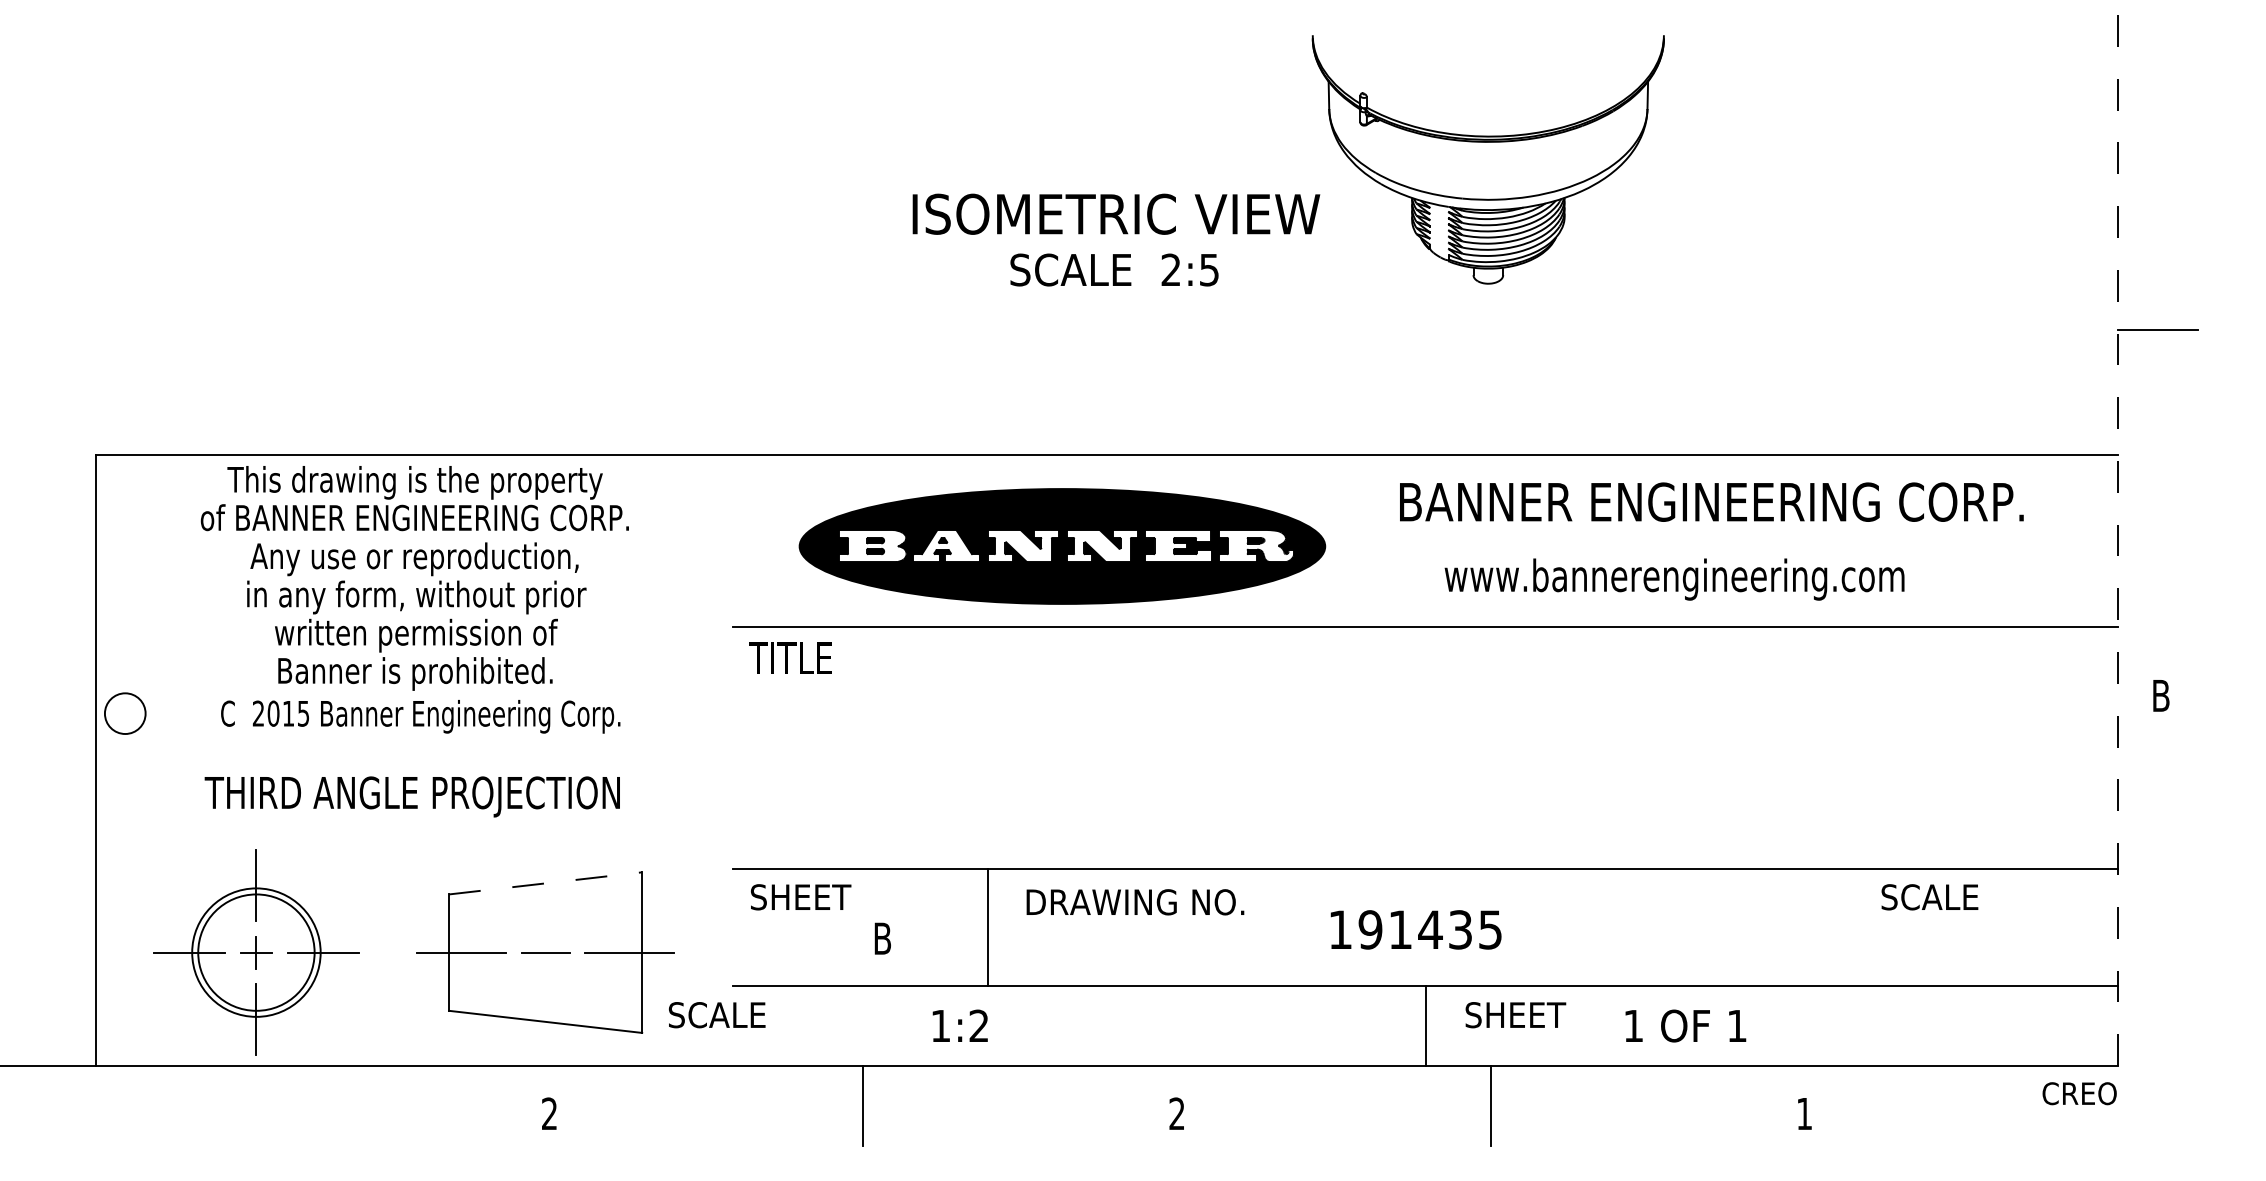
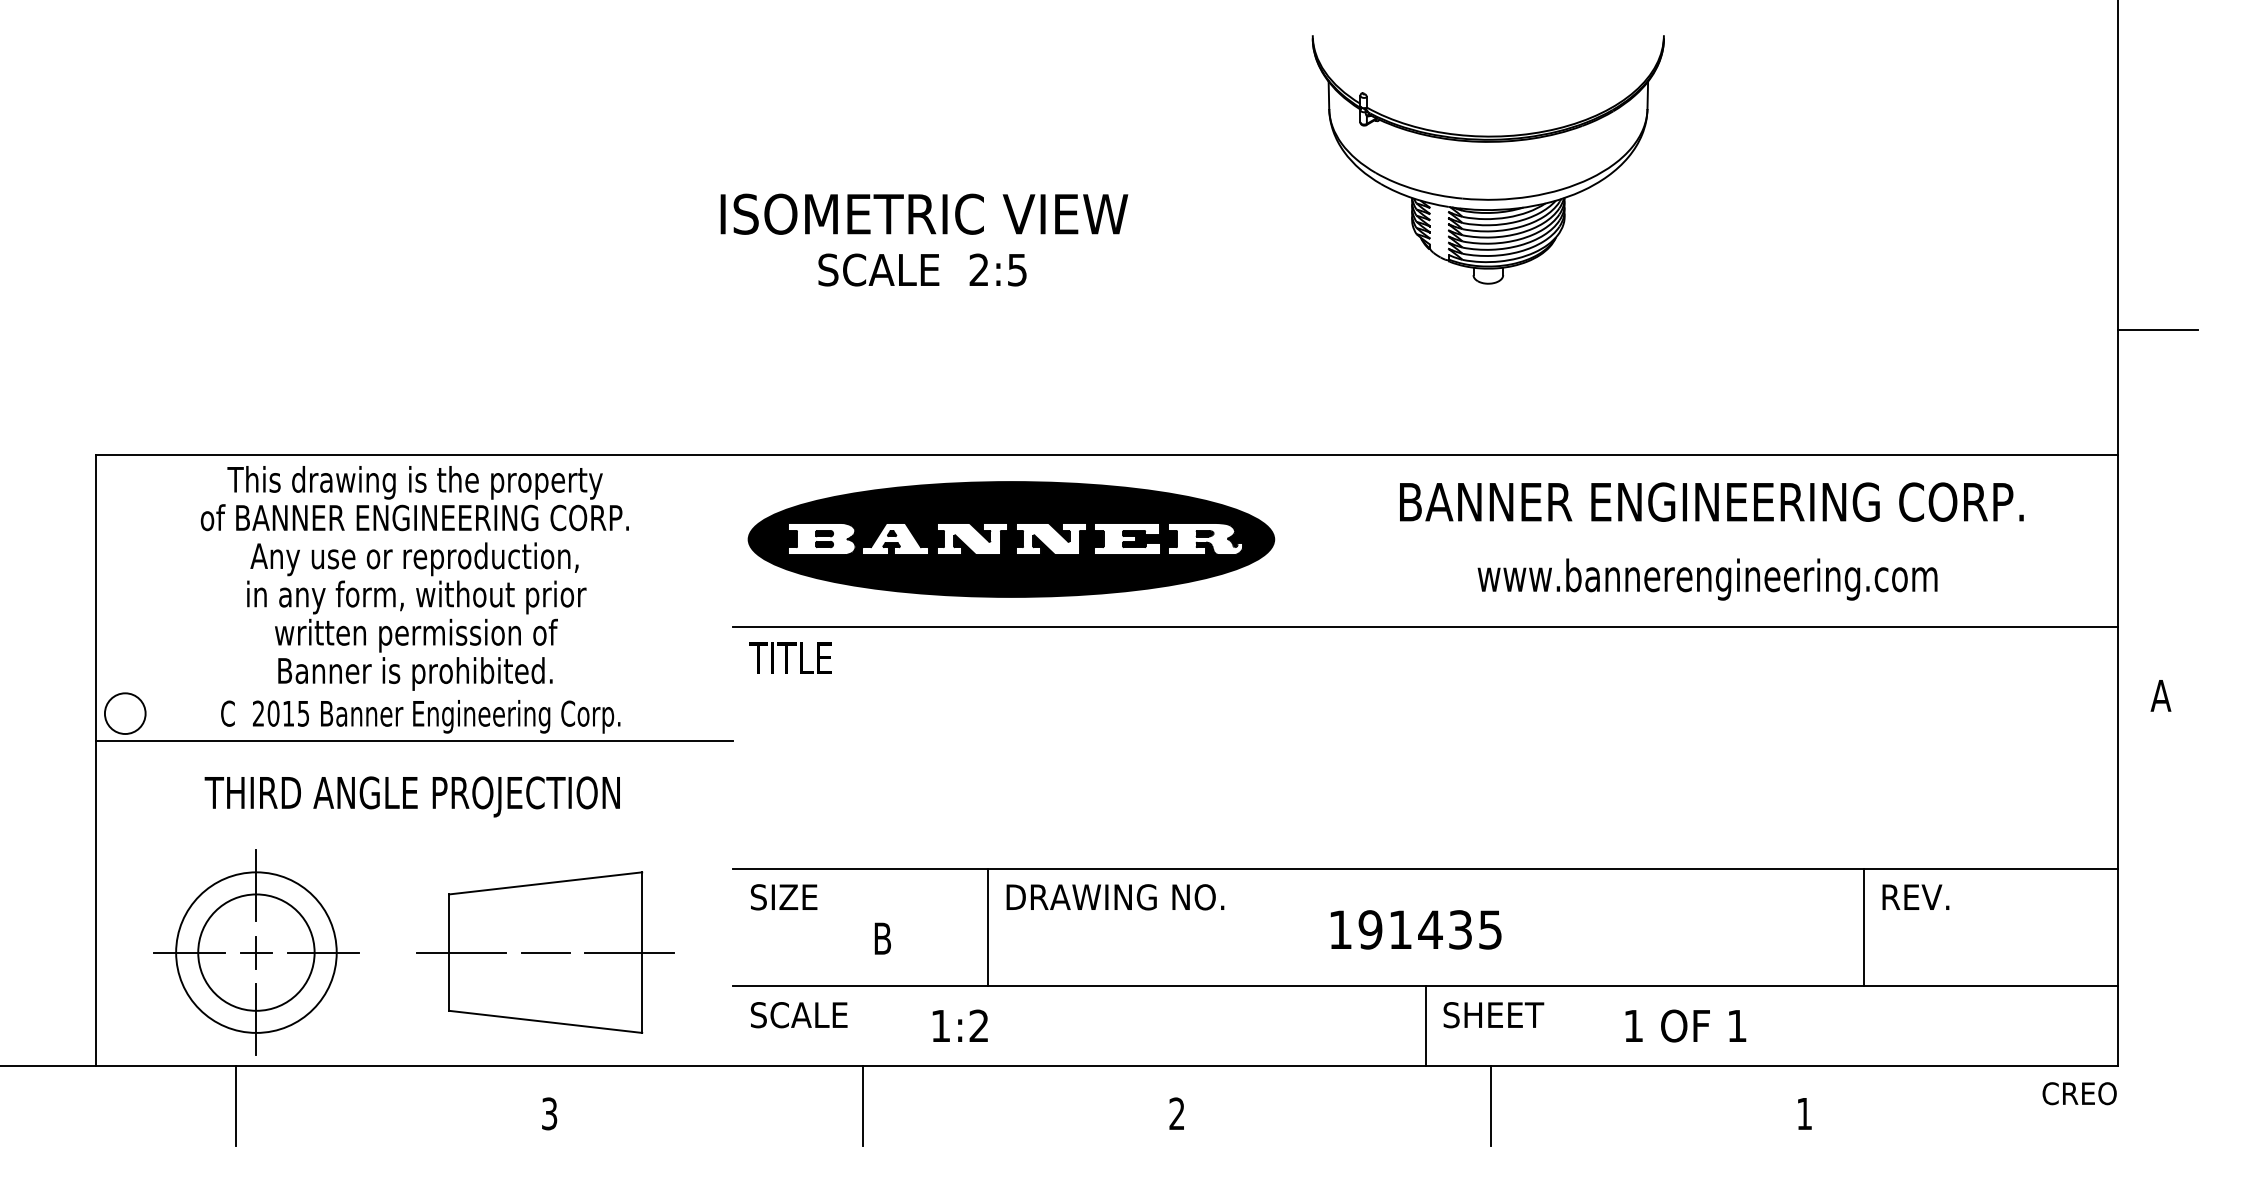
text position: (1116, 239) -> (924, 239) (924, 239)
line: dashed -> solid (2118, 533)
part position: (1062, 546) -> (1011, 539) (1011, 539)
text position: (1674, 579) -> (1707, 579) (1707, 579)
text: B -> A (2160, 695)
line: none -> present (413, 741)
line: dashed -> solid (546, 883)
text: SHEET -> SIZE (813, 896)
text: SCALE -> REV. (1929, 897)
text position: (1135, 902) -> (1115, 897) (1115, 897)
line: none -> present (1863, 927)
circle diameter: 128 px -> 161 px (256, 952)
text position: (717, 1015) -> (799, 1015) (799, 1015)
text position: (1515, 1015) -> (1493, 1015) (1493, 1015)
line: none -> present (235, 1105)
text: 2 -> 3 (549, 1113)
